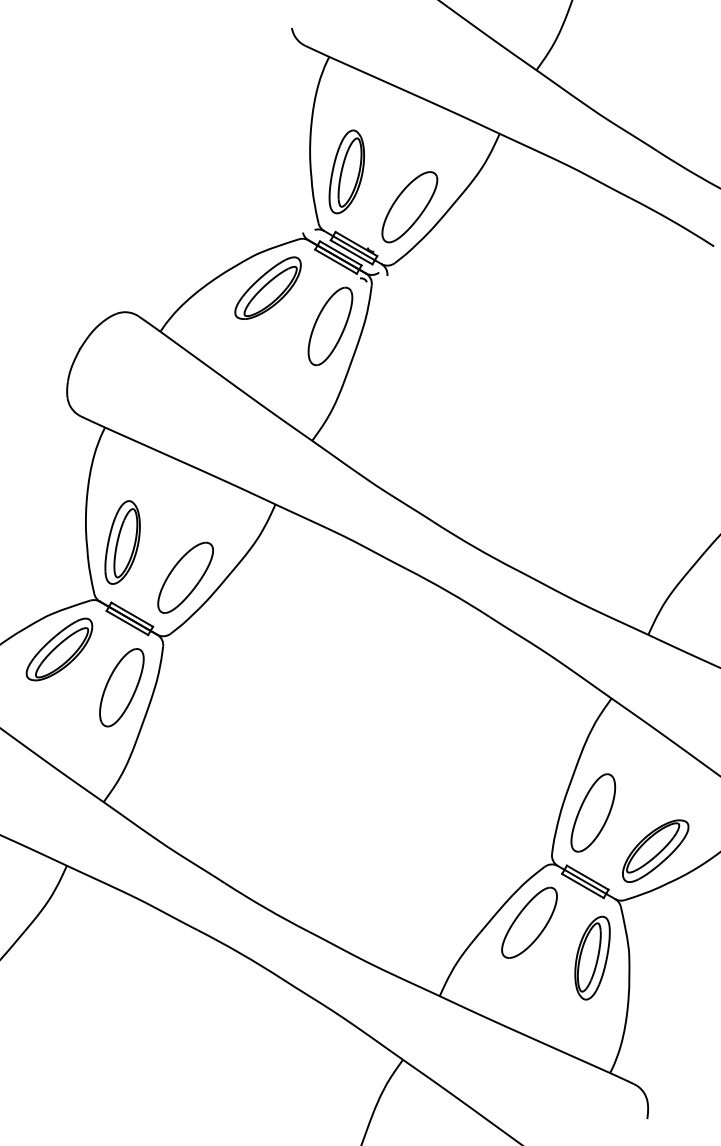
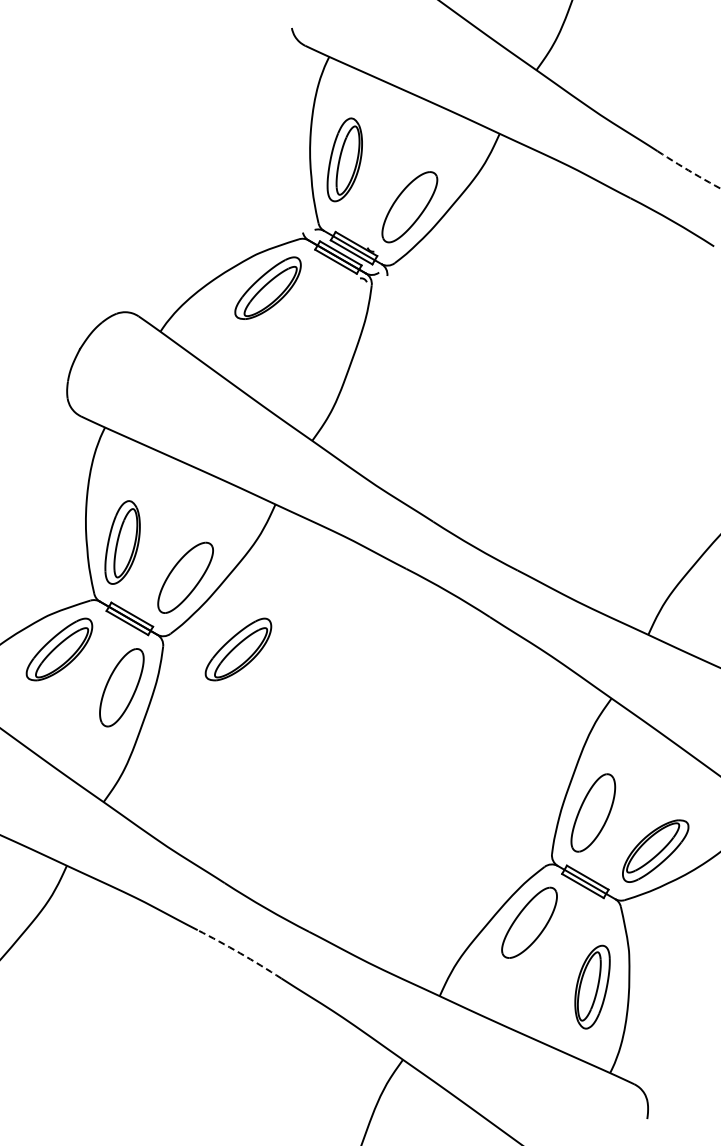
arc: solid -> dashed (689, 170)
part position: (346, 171) -> (344, 159) (344, 159)
part: present -> none (330, 326)
part: none -> present (238, 649)
arc: solid -> dashed (240, 953)
part position: (592, 957) -> (592, 986) (592, 986)
